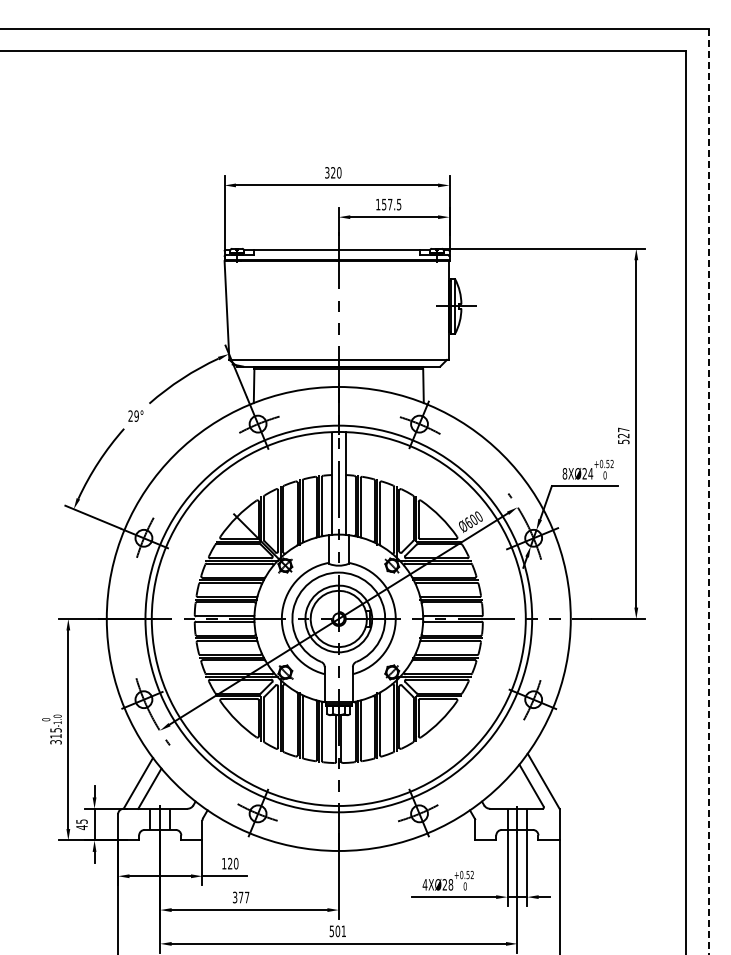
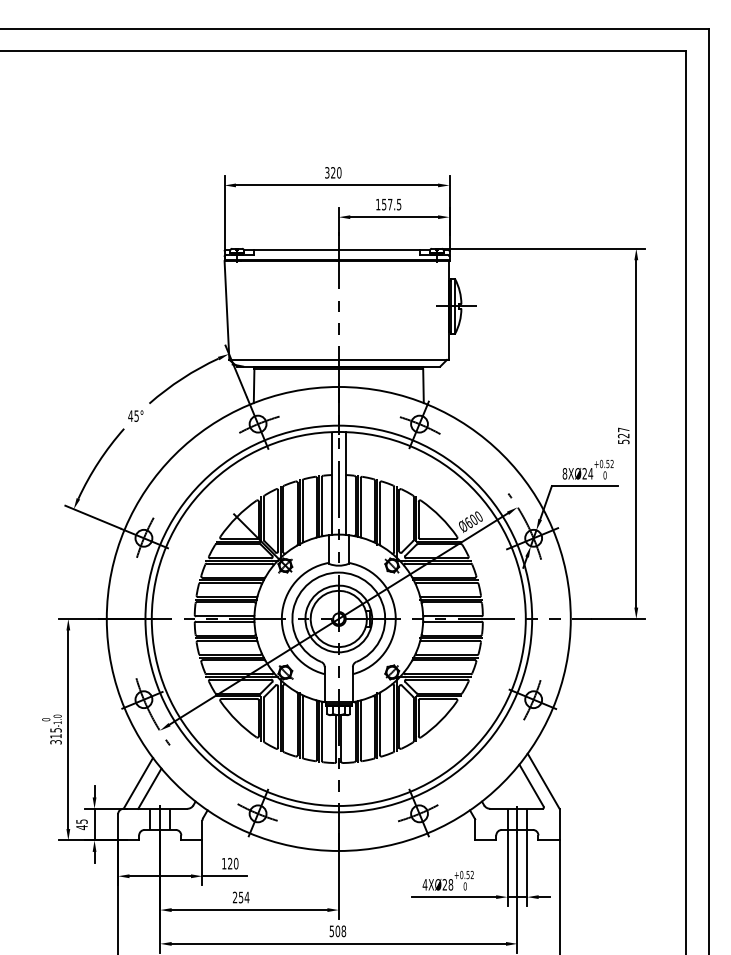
text: 29° -> 45° (133, 415)
line: dashed -> solid (709, 491)
text: 377 -> 254 (241, 897)
text: 501 -> 508 (343, 931)
